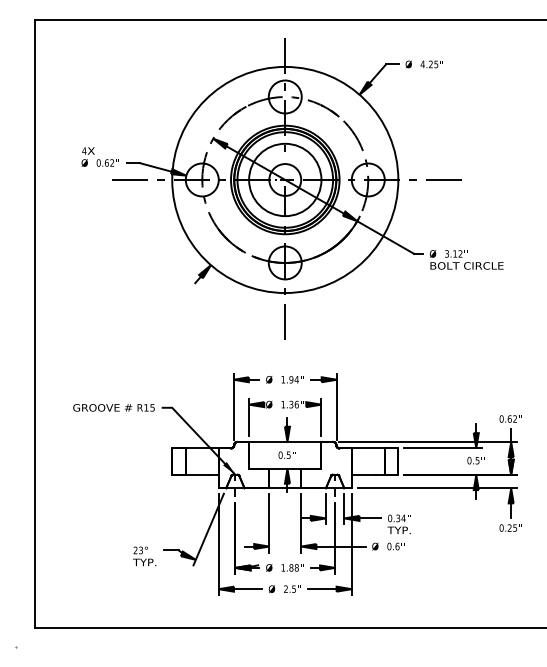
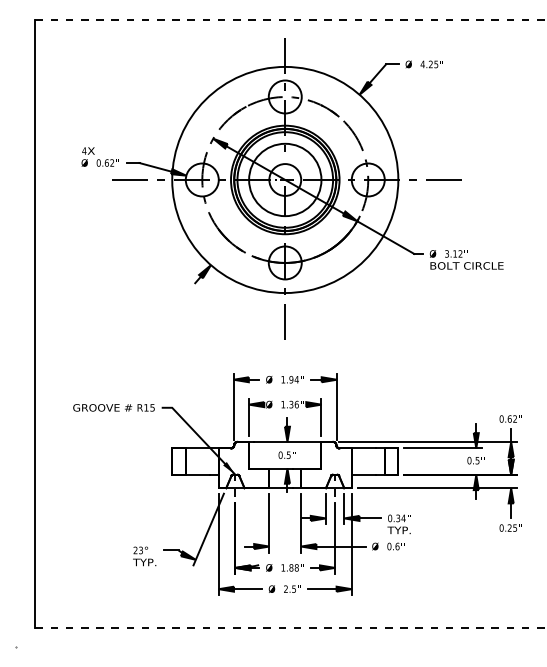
line: solid -> dashed (291, 20)
line: solid -> dashed (291, 627)
